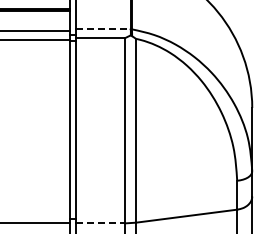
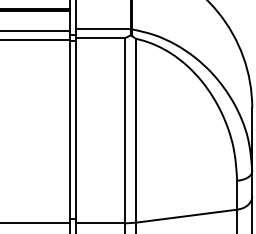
line: dashed -> solid (103, 29)
line: dashed -> solid (100, 223)
